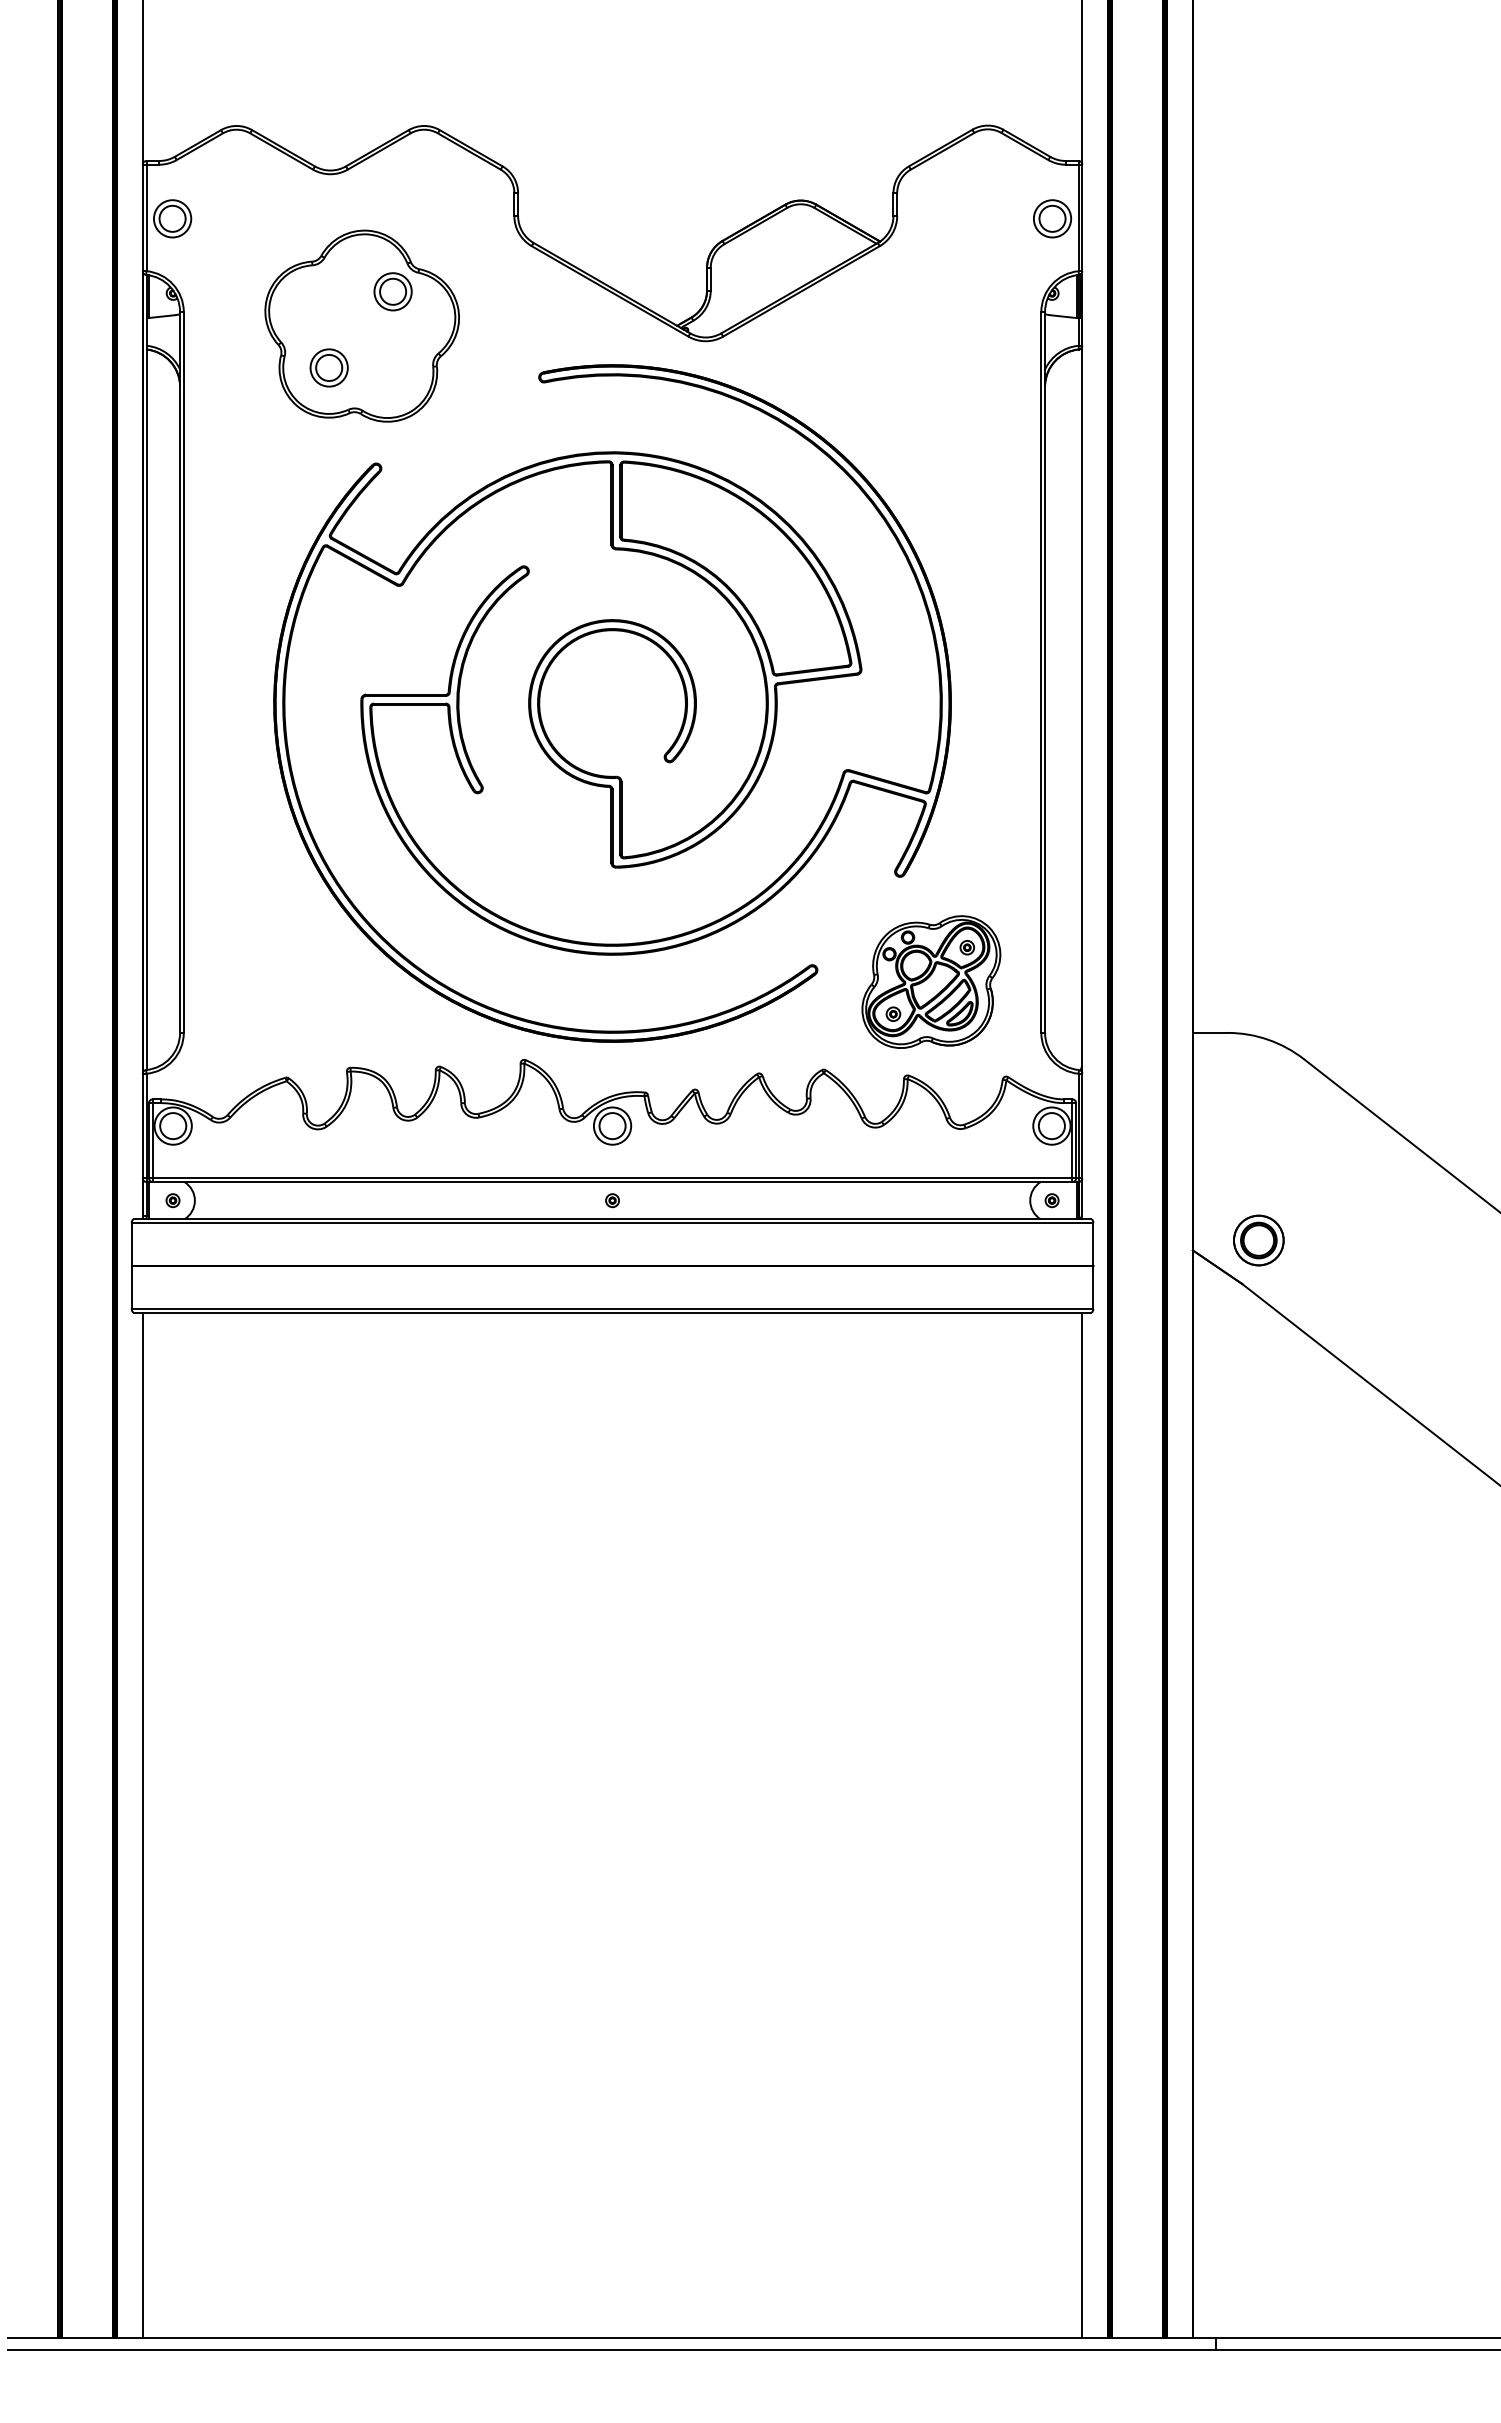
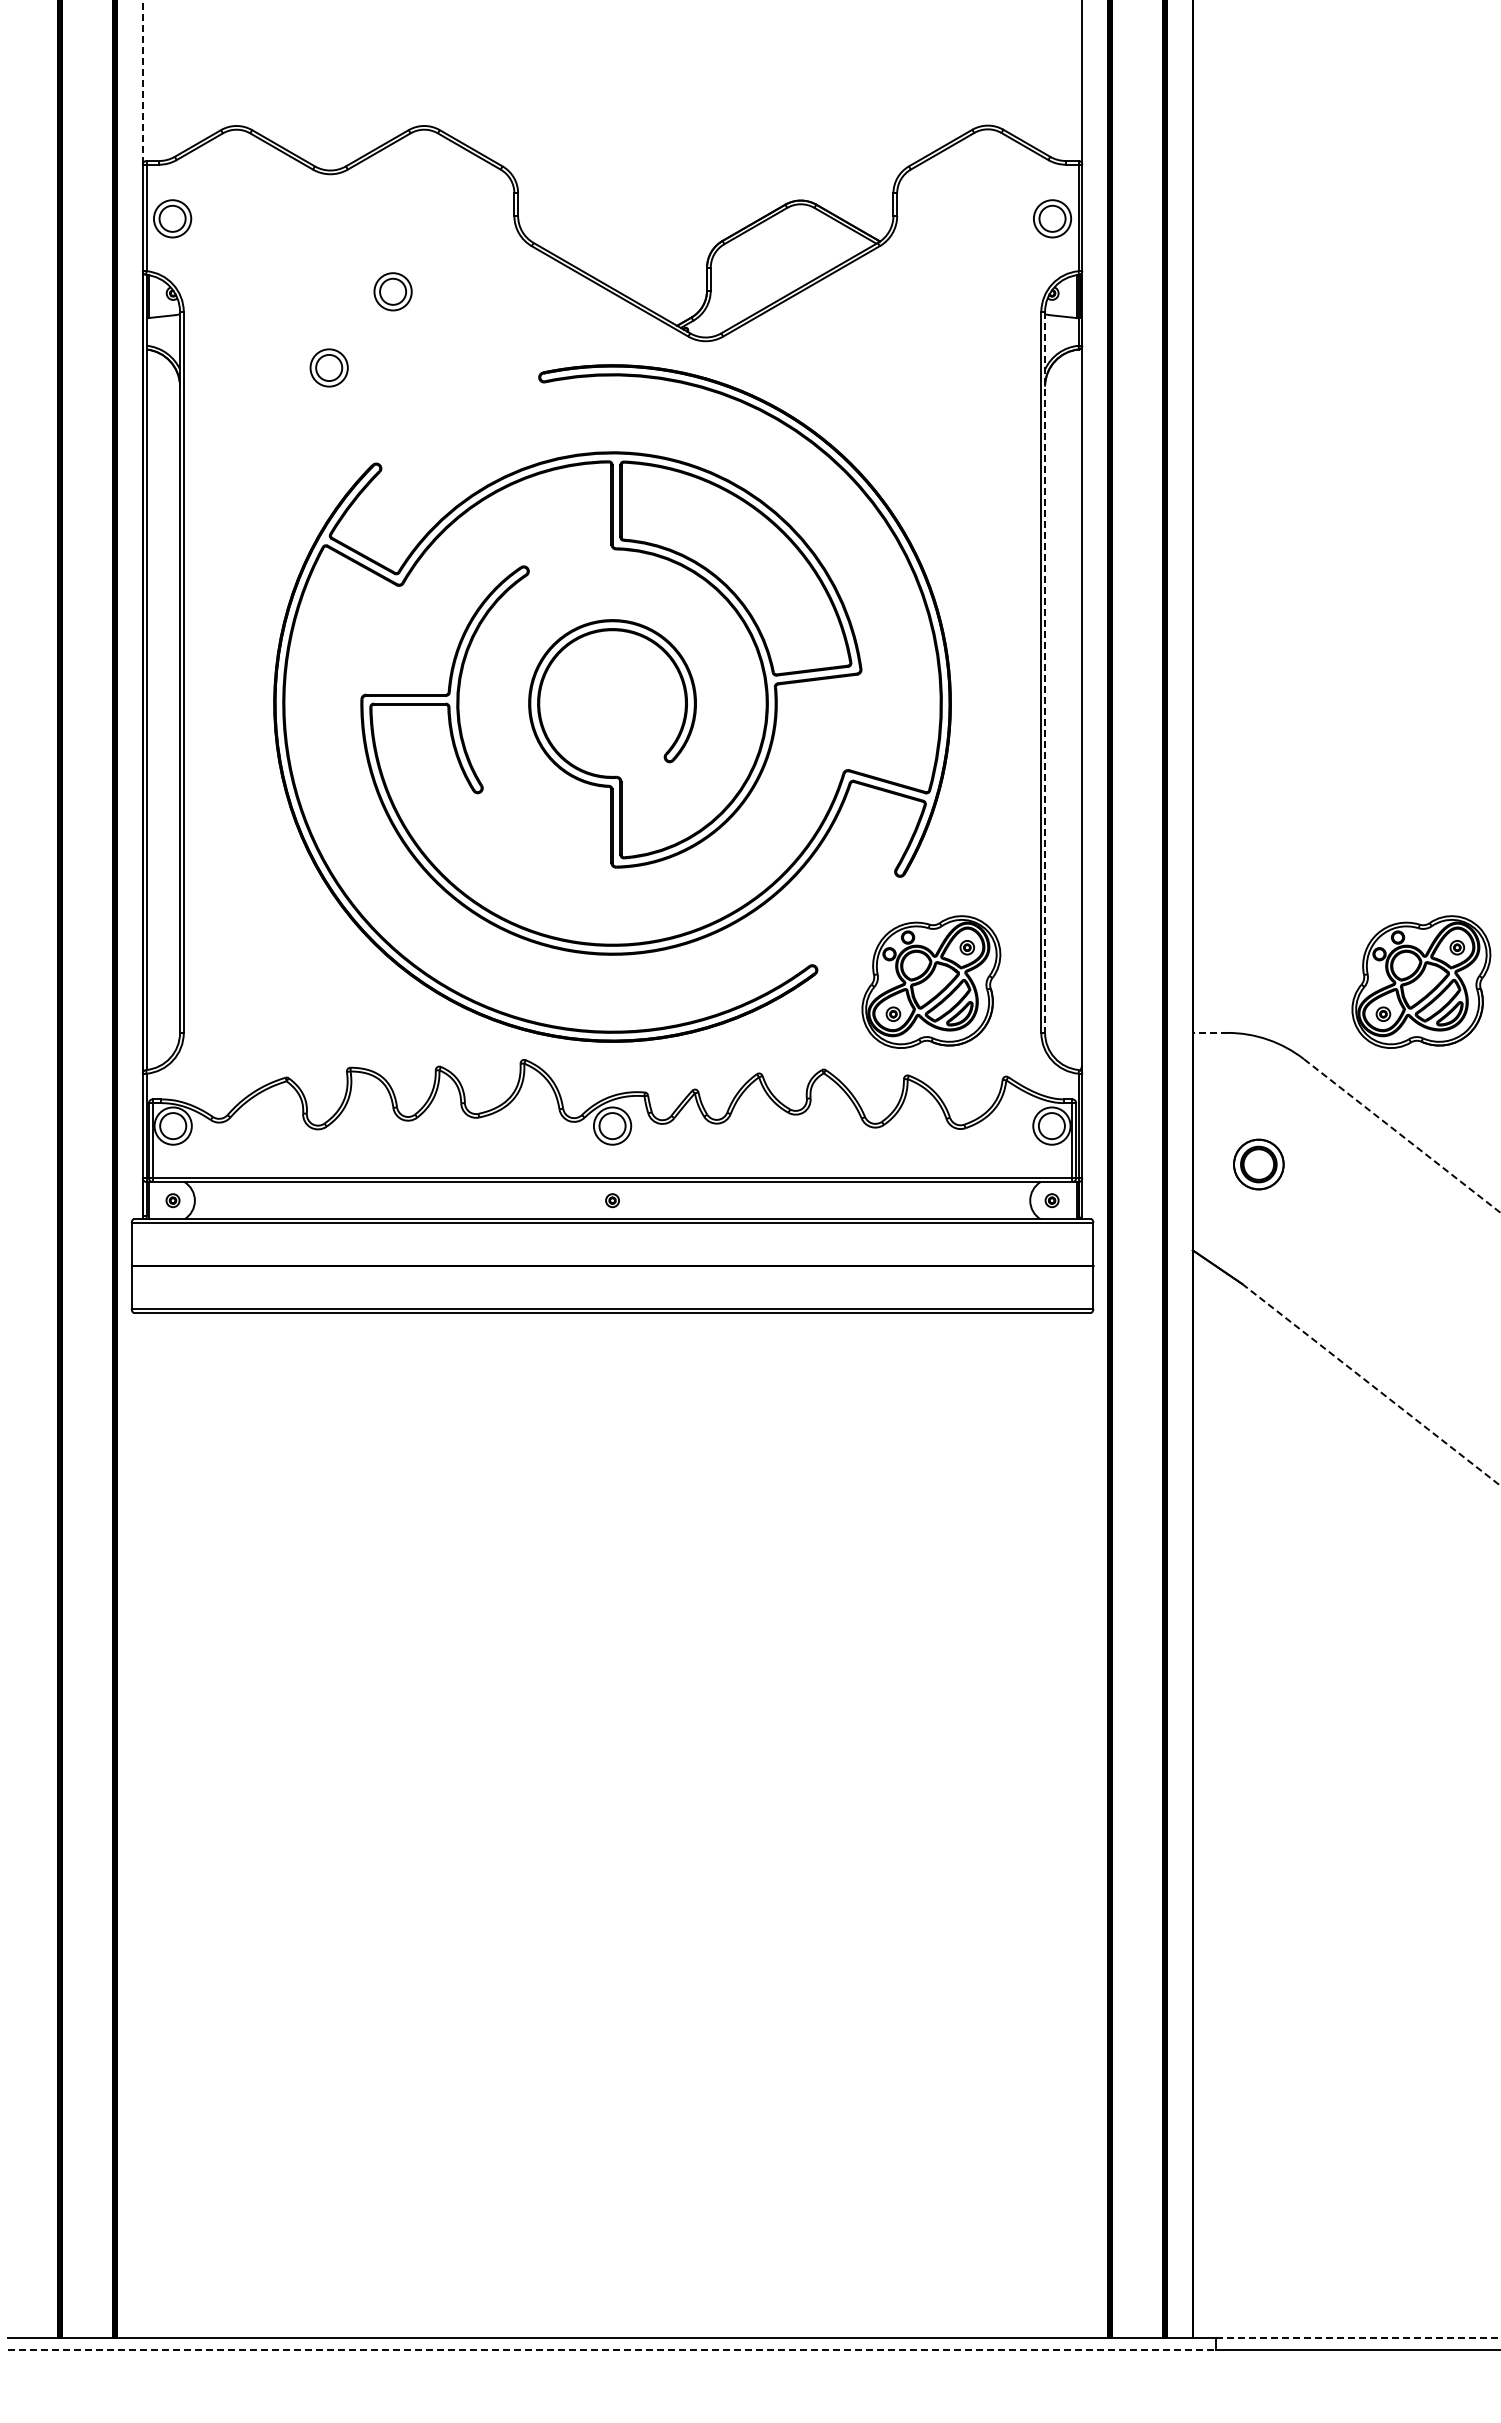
line: solid -> dashed (142, 82)
part: present -> none (361, 325)
line: solid -> dashed (1045, 672)
part: none -> present (1421, 981)
line: solid -> dashed (1209, 1032)
line: solid -> dashed (1402, 1136)
part position: (1258, 1240) -> (1258, 1164) (1258, 1164)
line: solid -> dashed (1371, 1384)
line: present -> none (142, 1824)
line: present -> none (1082, 1824)
line: solid -> dashed (1358, 2337)
line: solid -> dashed (612, 2350)
